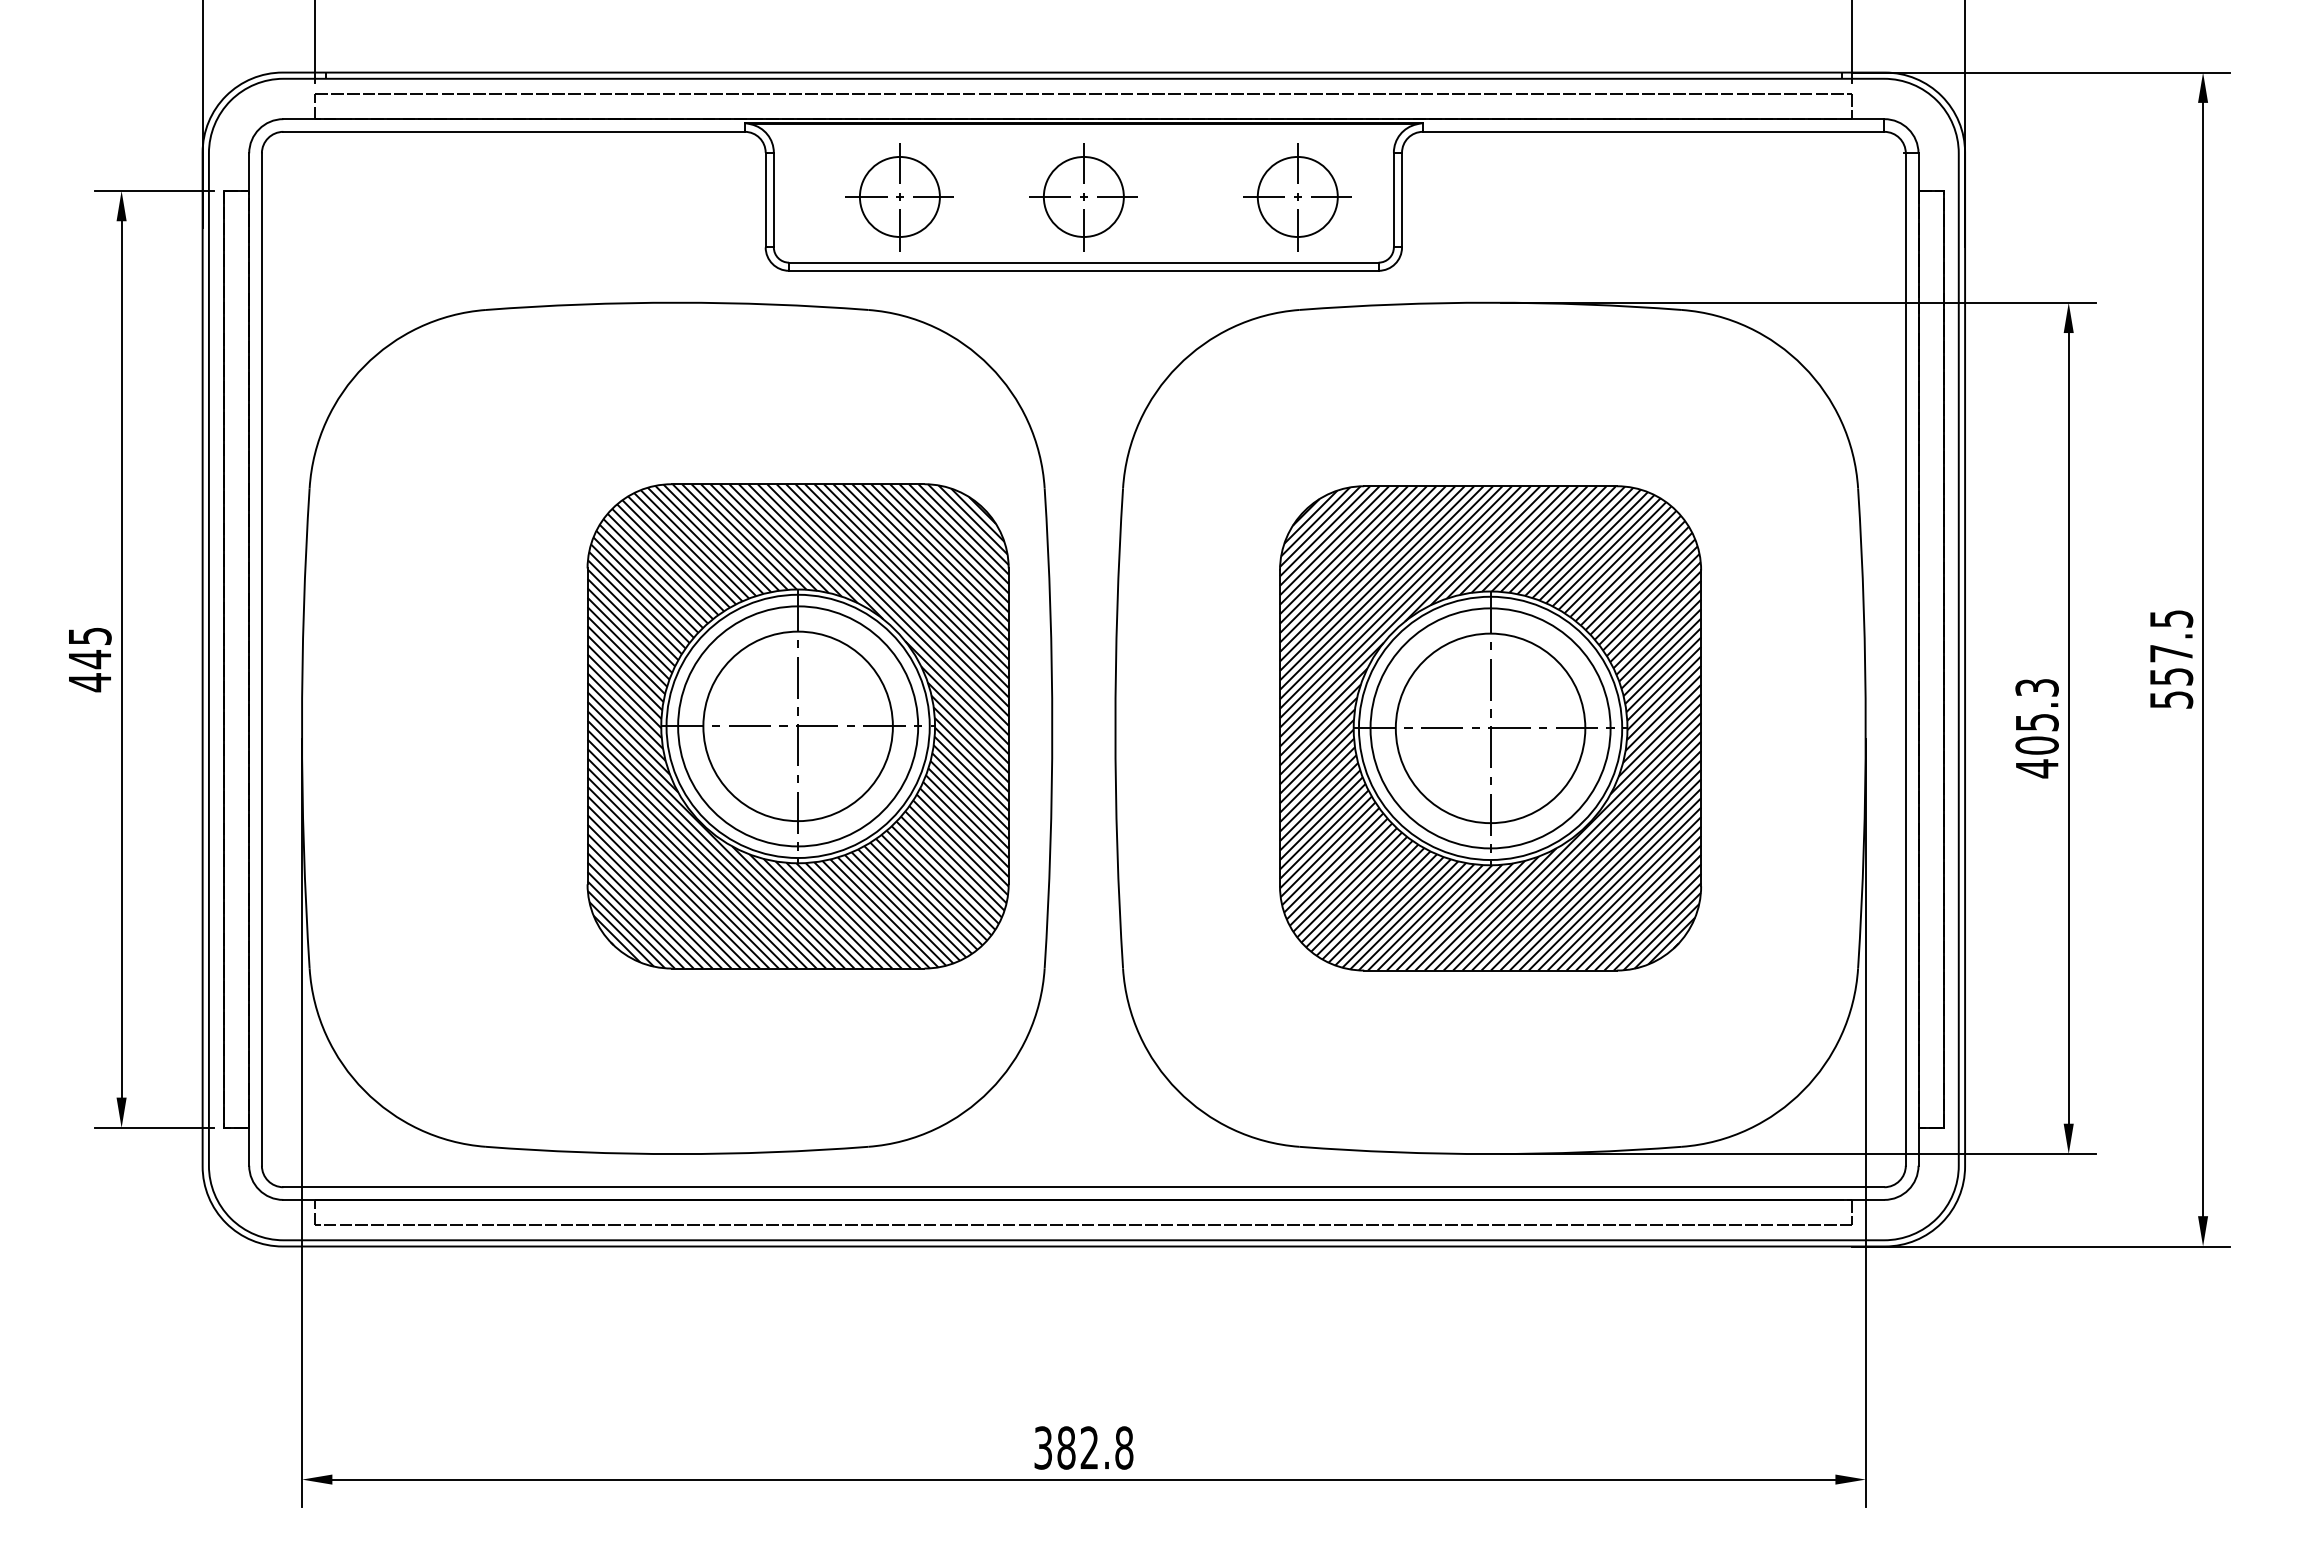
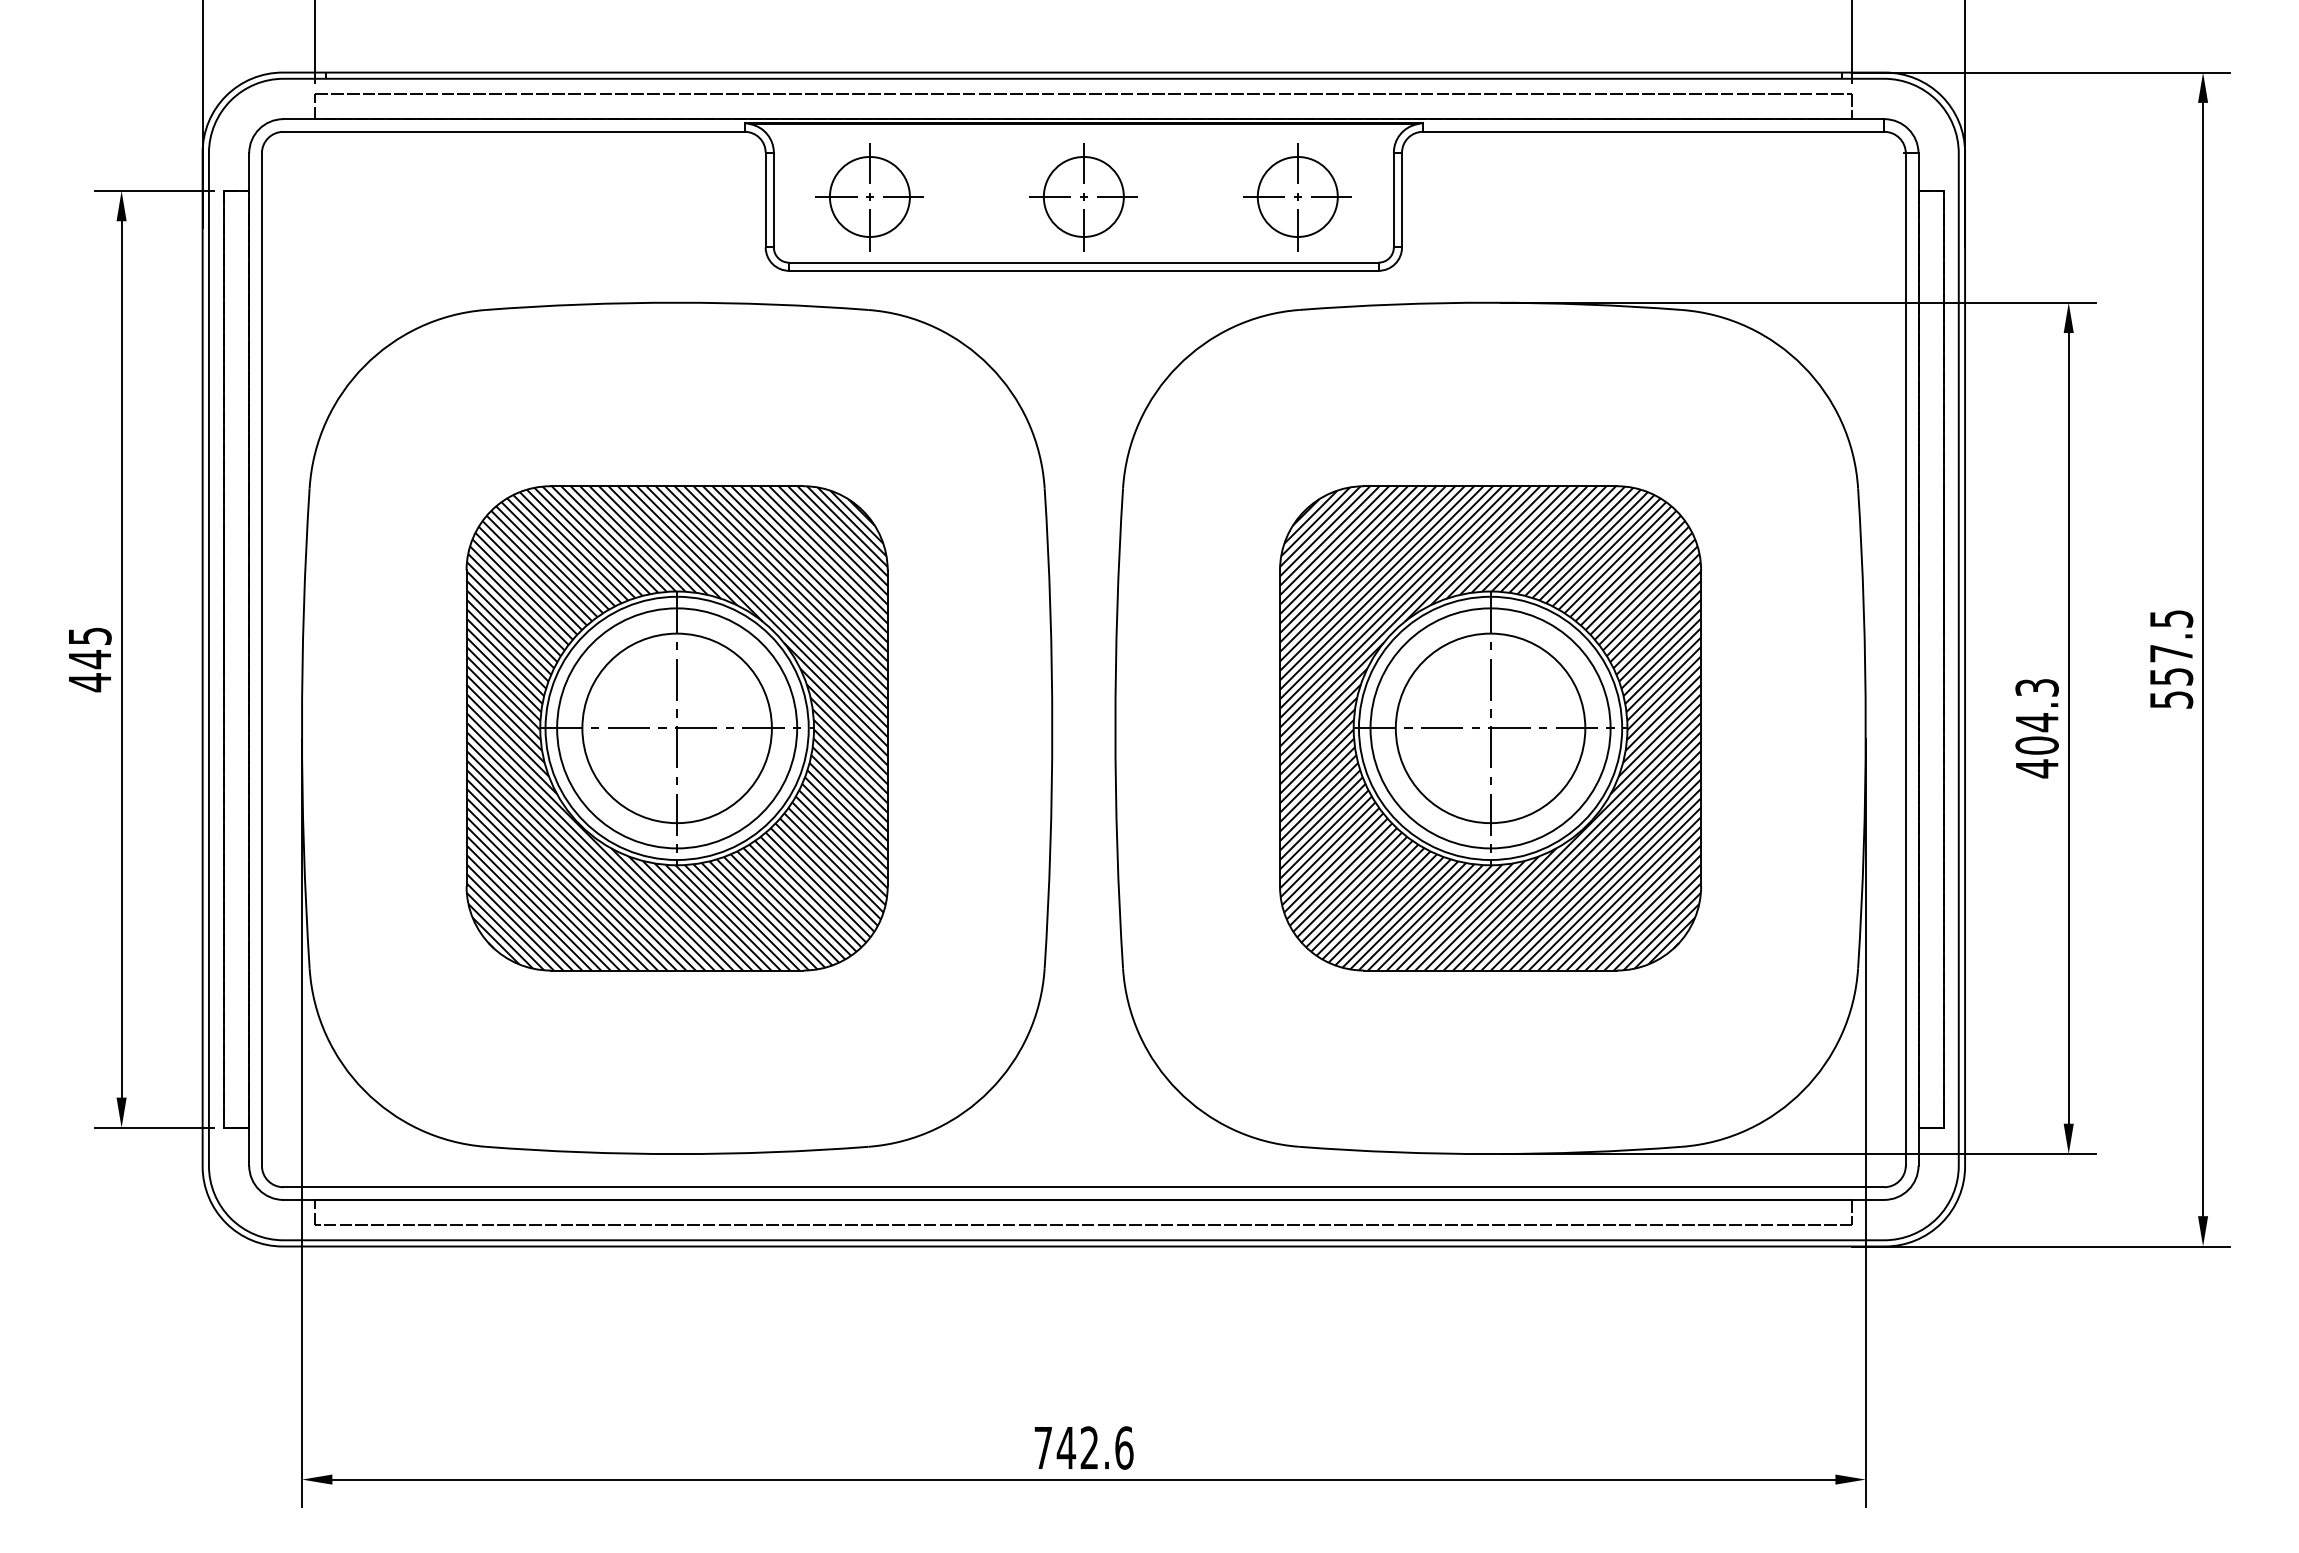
part position: (899, 197) -> (869, 197) (869, 197)
text: 405.3 -> 404.3 (2037, 722)
part position: (797, 726) -> (676, 728) (676, 728)
text: 382.8 -> 742.6 (1083, 1447)
